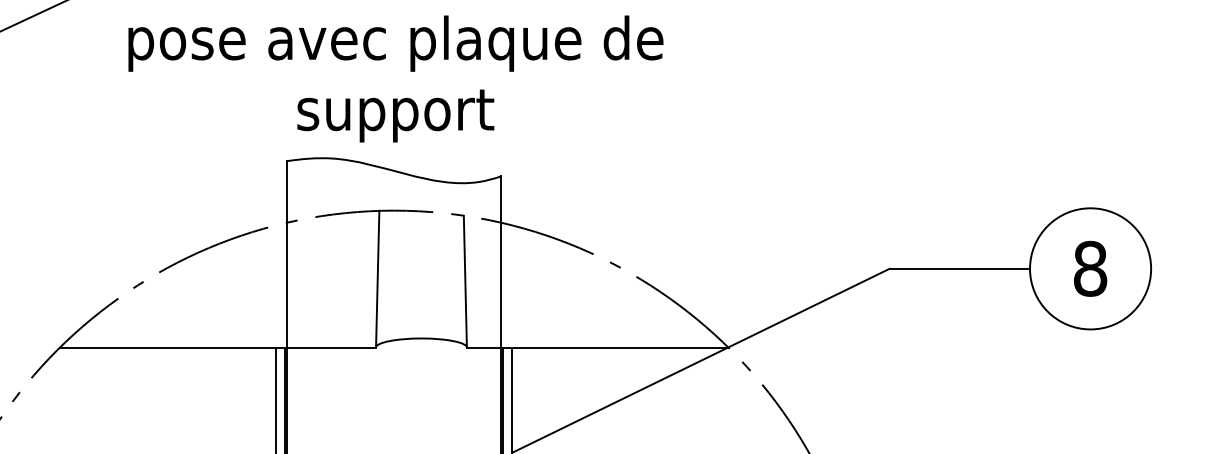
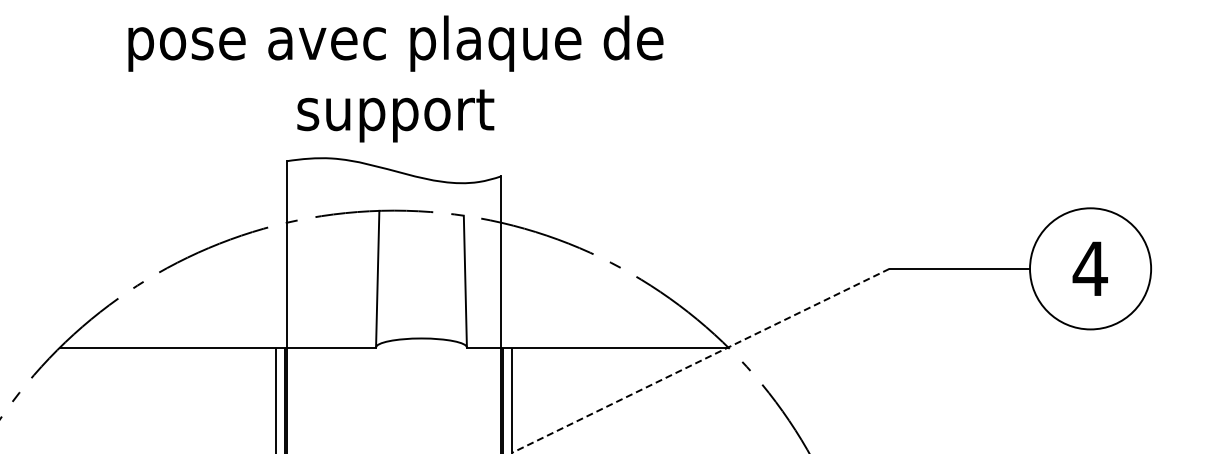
line: present -> none (32, 16)
text: 8 -> 4 (1089, 268)
line: solid -> dashed (700, 360)
